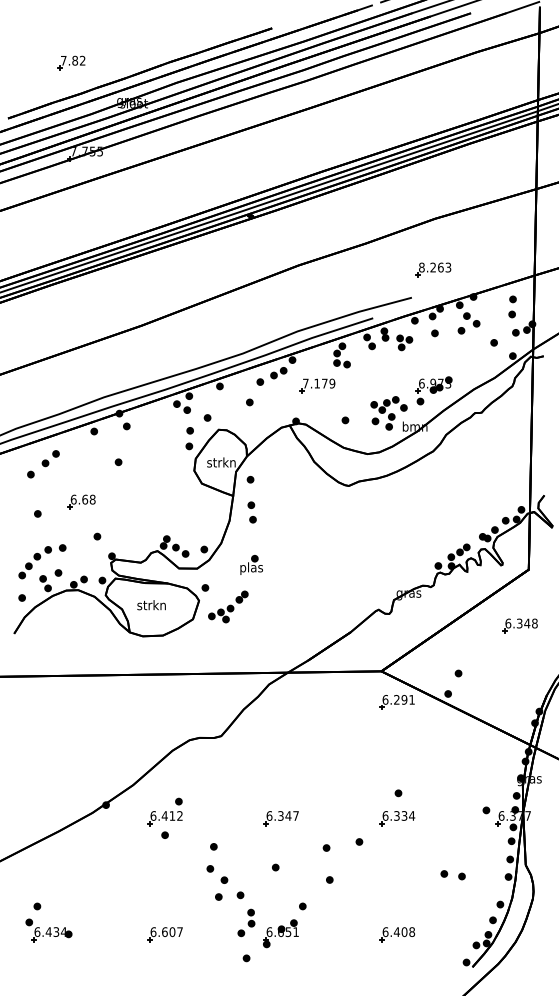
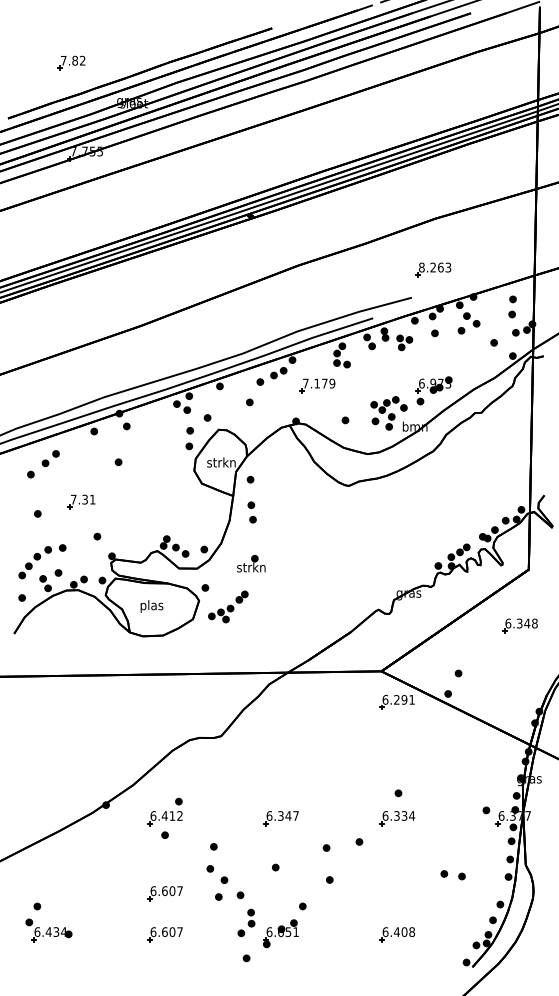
text: 6.68 -> 7.31 (82, 499)
text: plas -> strkn (251, 568)
text: strkn -> plas (151, 606)
part: none -> present (164, 893)
